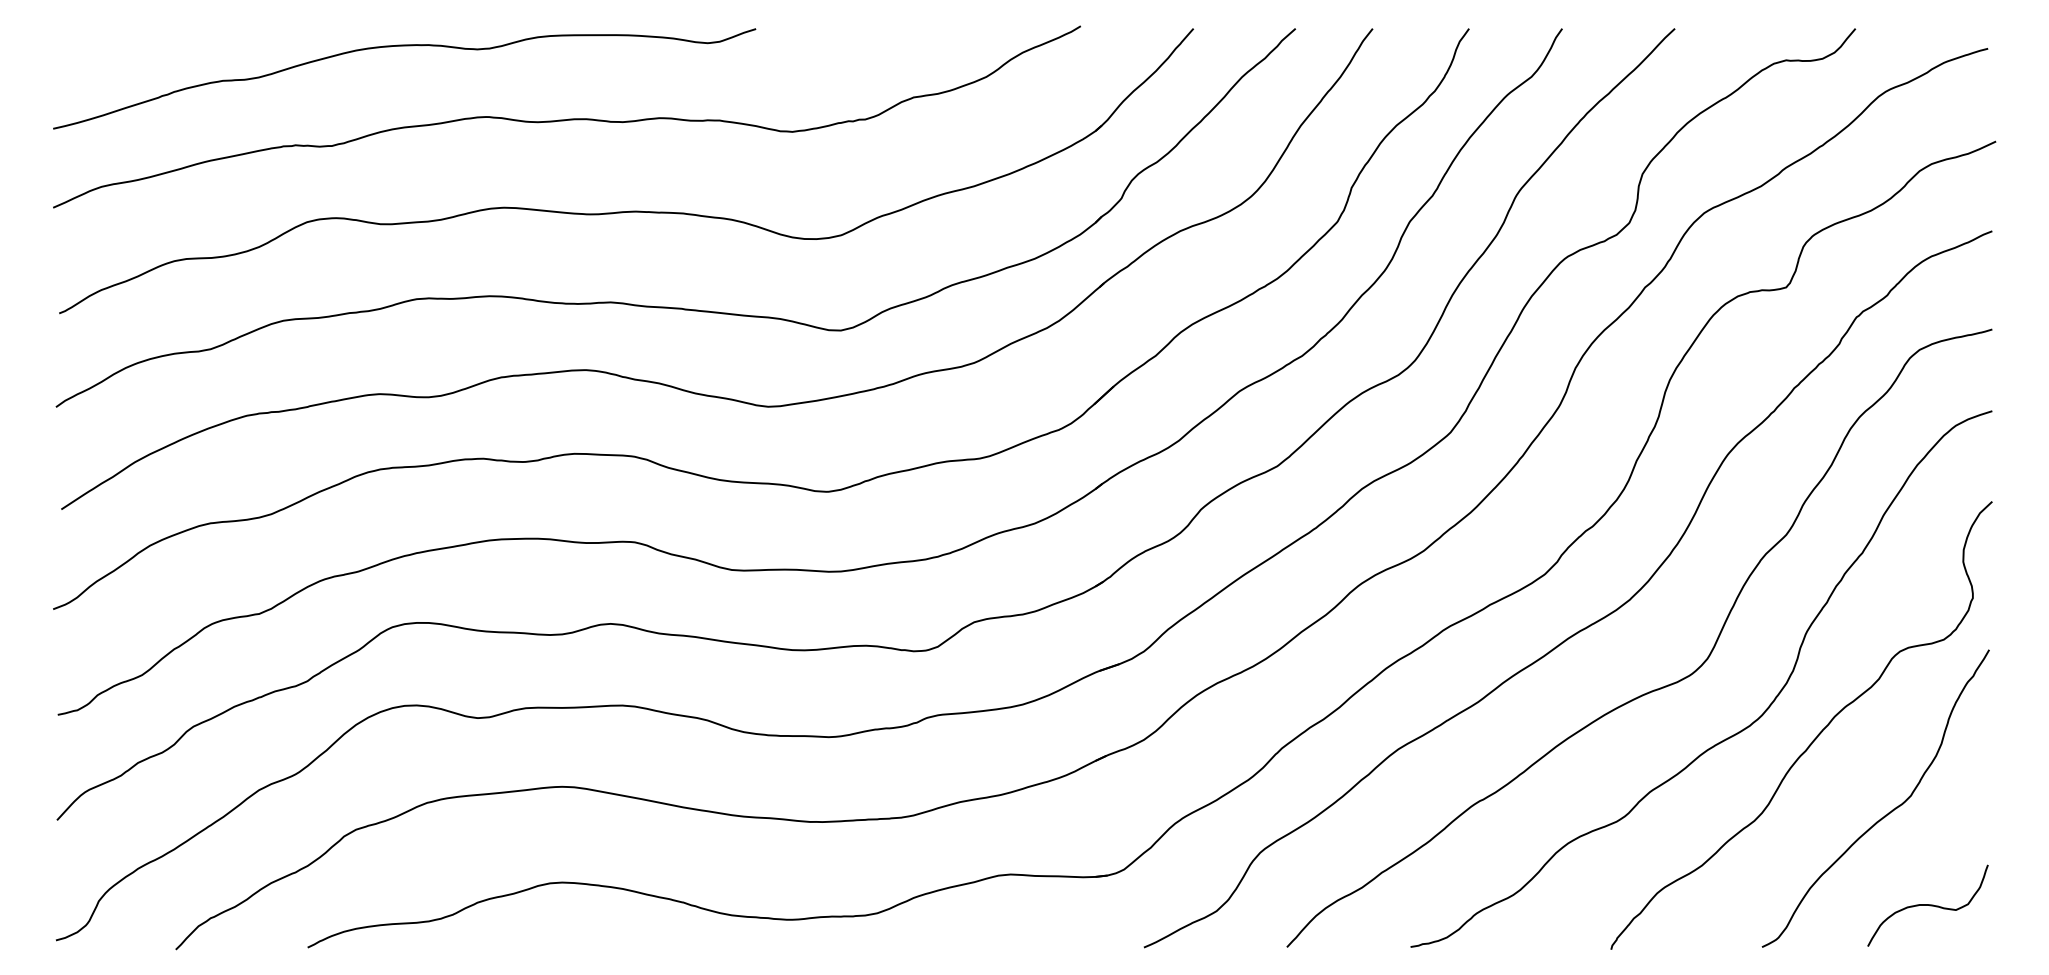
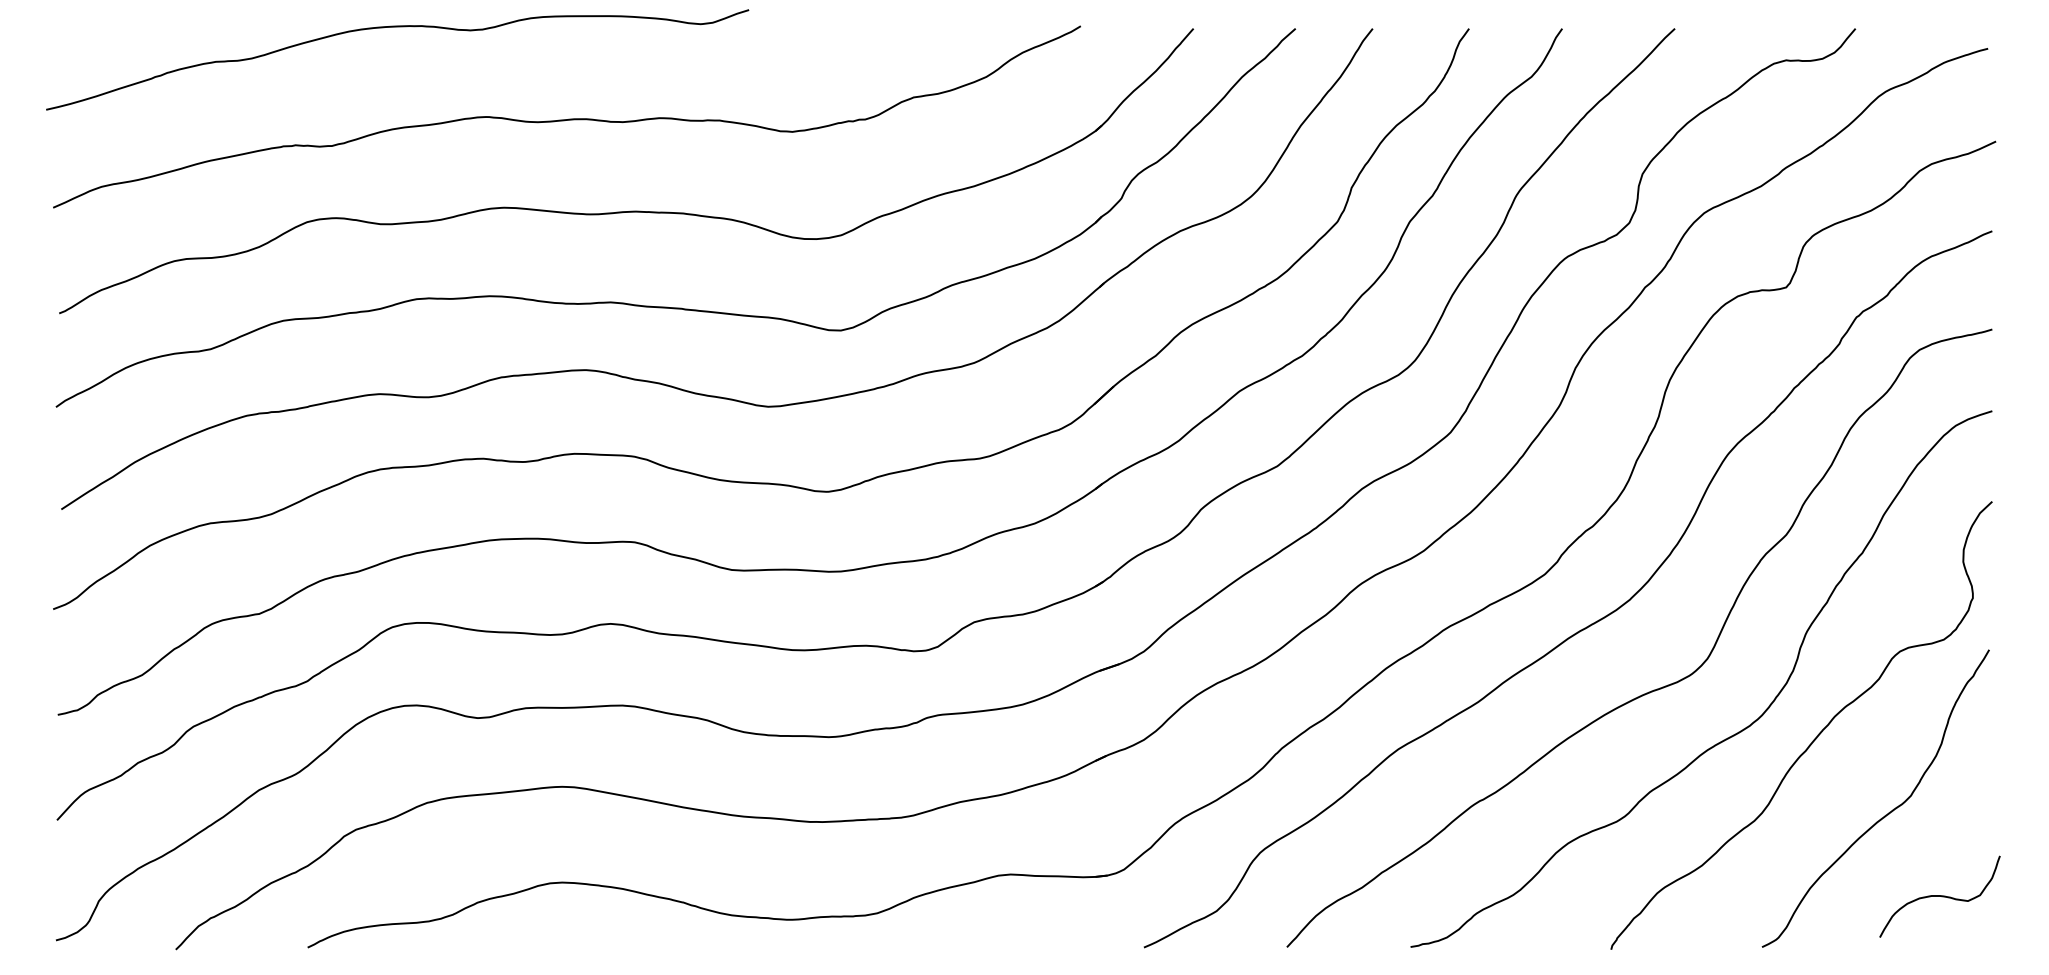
curve position: (404, 46) -> (397, 27) (397, 27)
curve position: (1927, 905) -> (1939, 896) (1939, 896)
